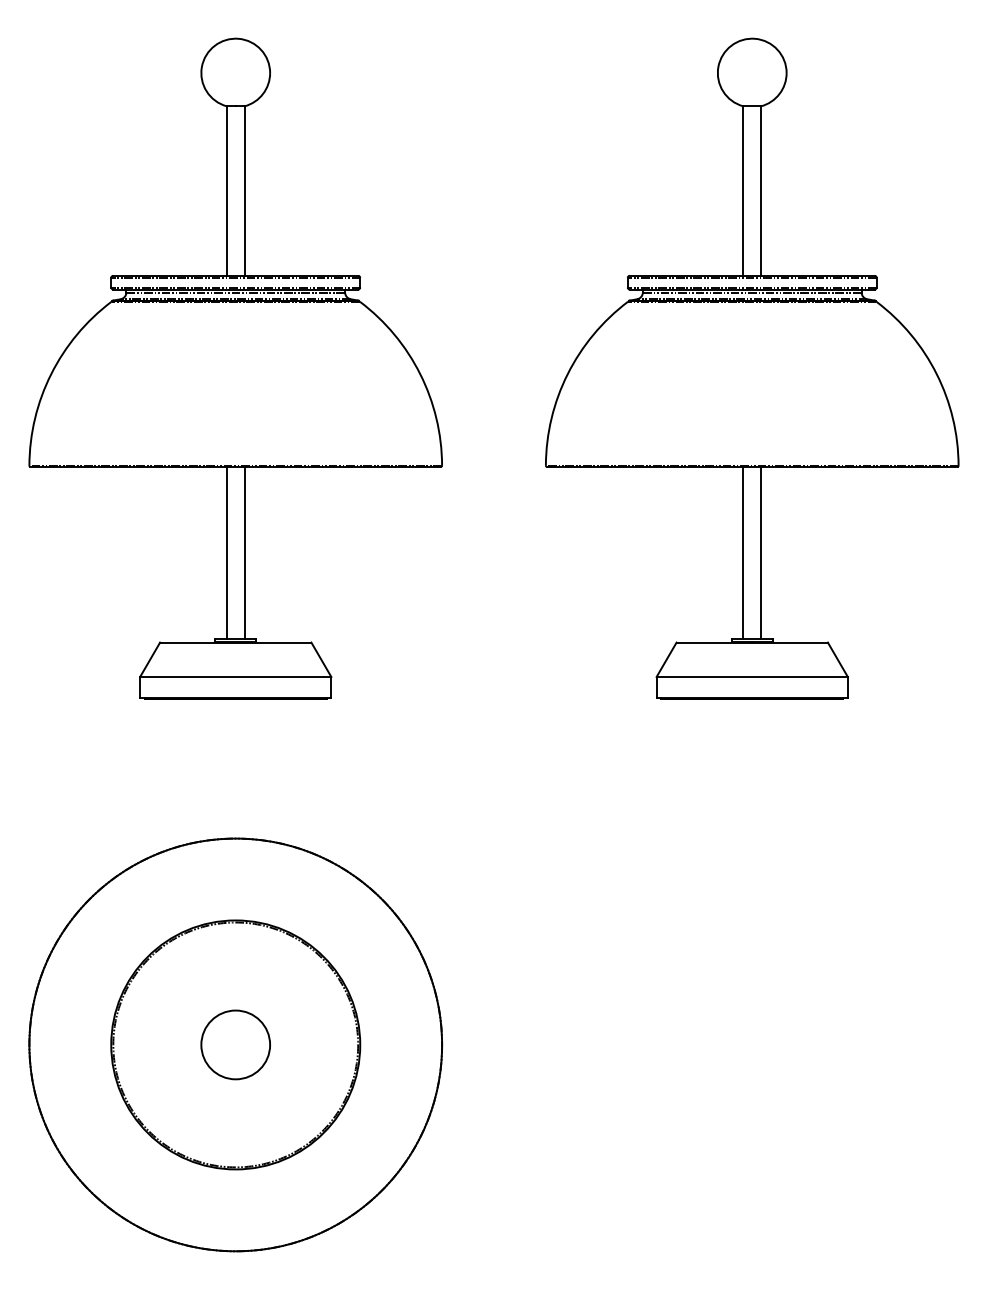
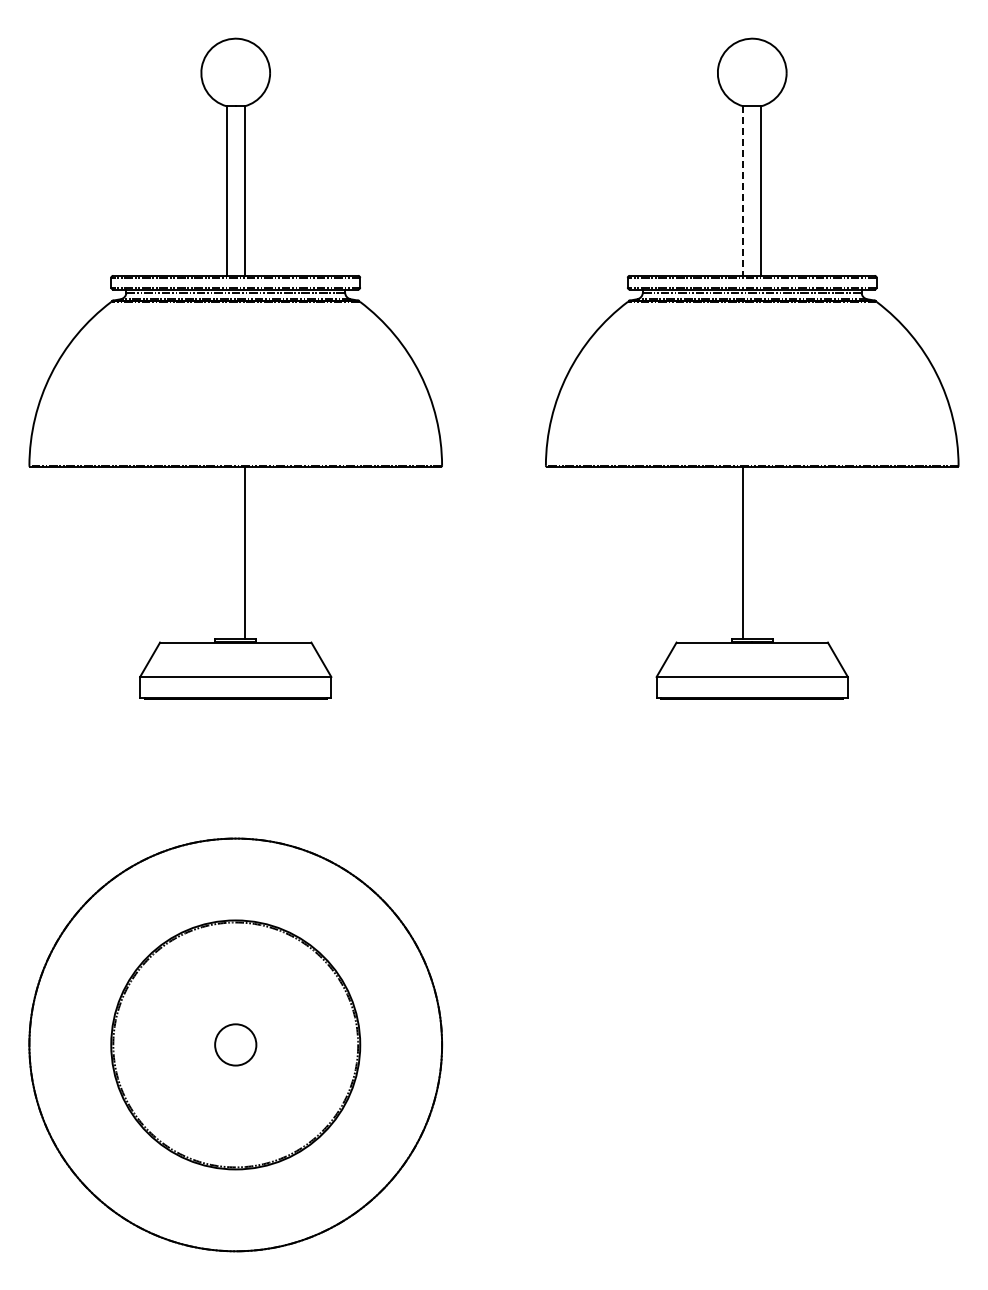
line: solid -> dashed (743, 191)
line: present -> none (226, 552)
line: present -> none (761, 552)
circle diameter: 69 px -> 41 px (235, 1044)
